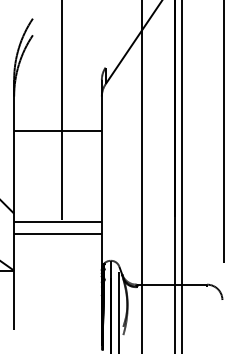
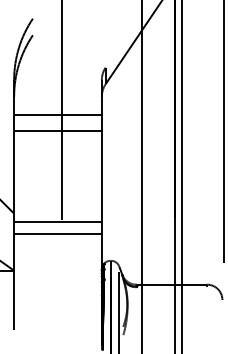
line: none -> present (57, 114)
